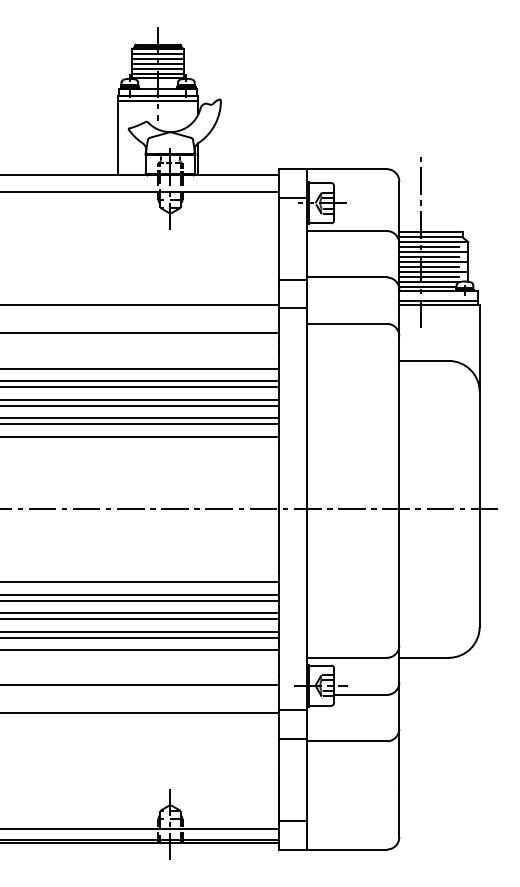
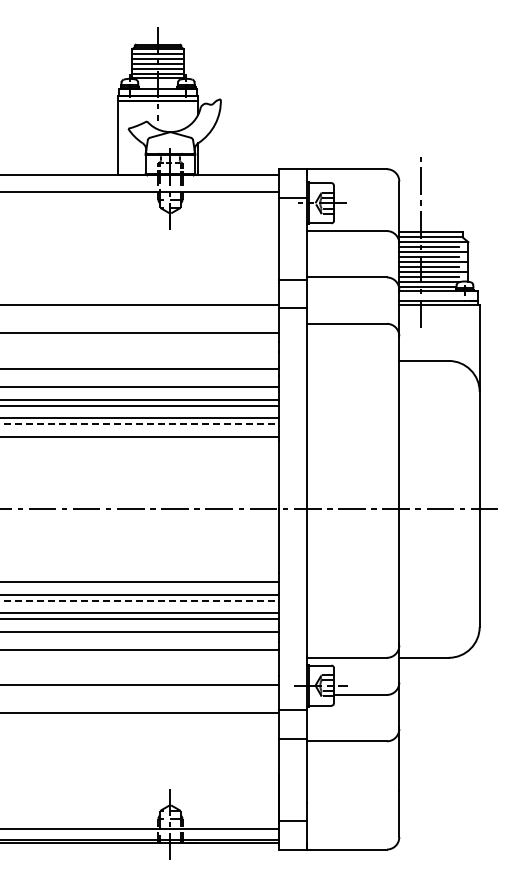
line: present -> none (140, 381)
line: solid -> dashed (139, 424)
line: solid -> dashed (139, 600)
line: present -> none (140, 637)
